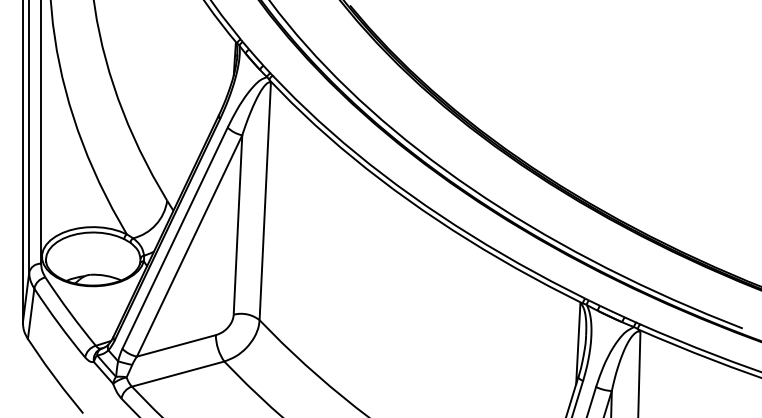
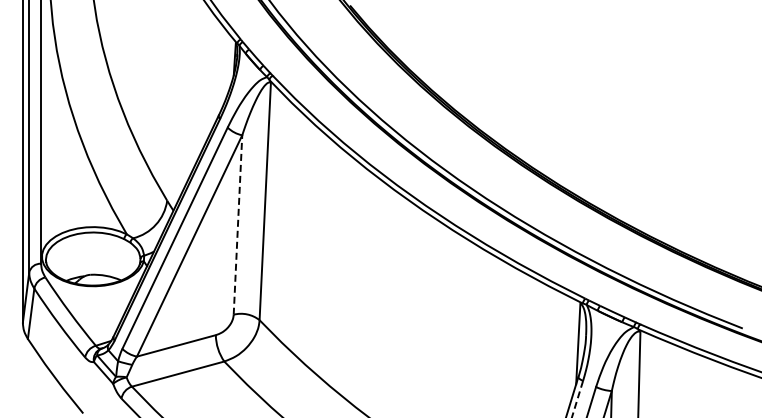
line: solid -> dashed (238, 223)
line: solid -> dashed (577, 399)
